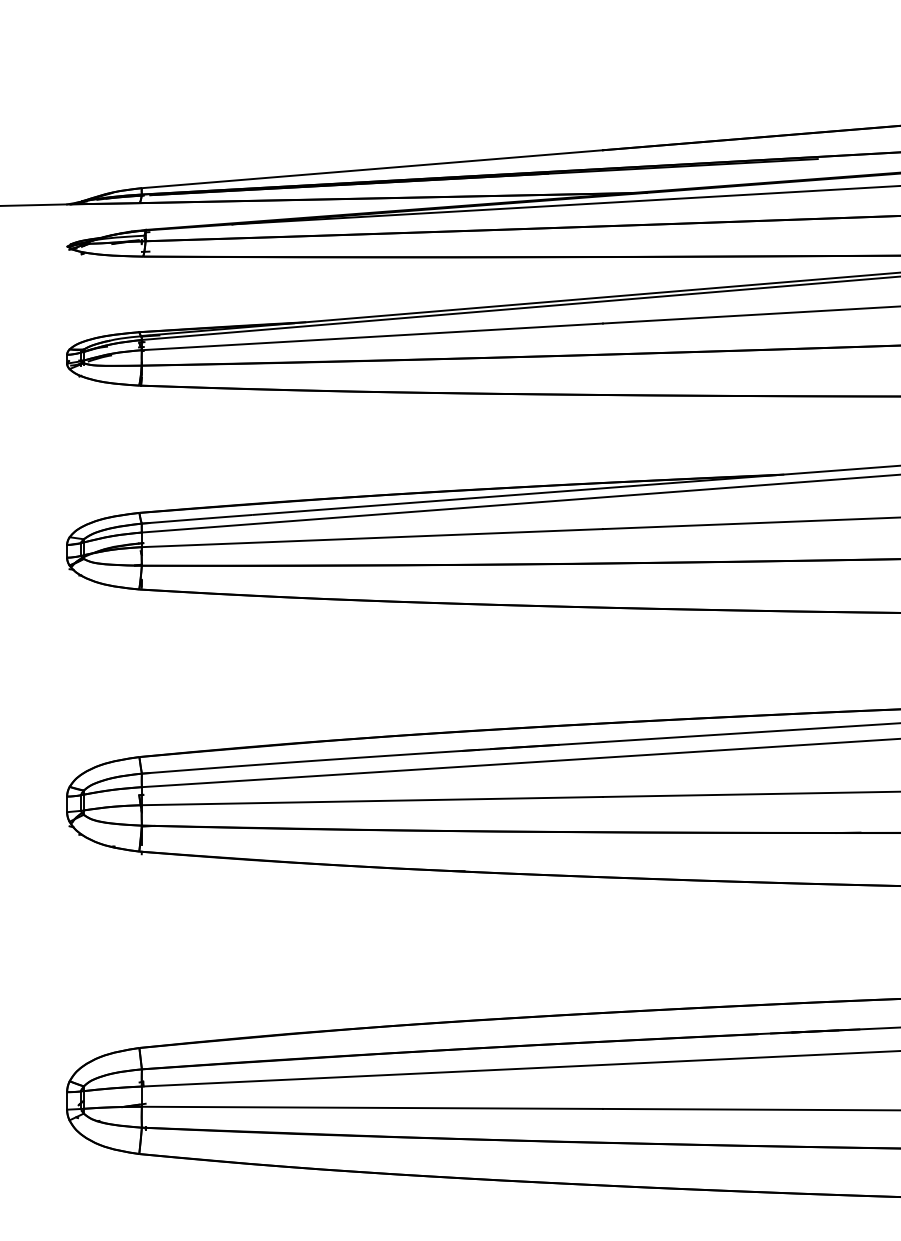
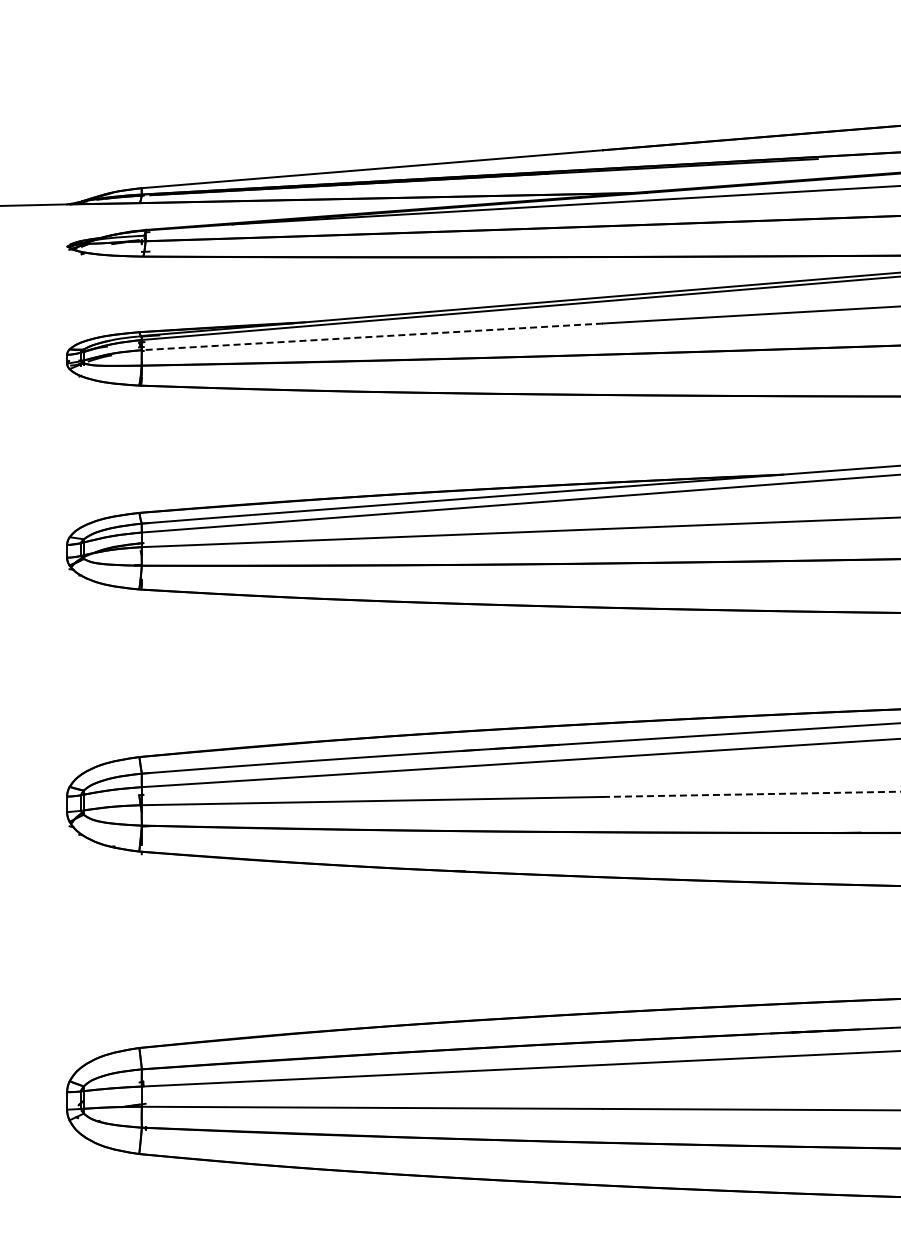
line: solid -> dashed (372, 336)
line: solid -> dashed (751, 794)
